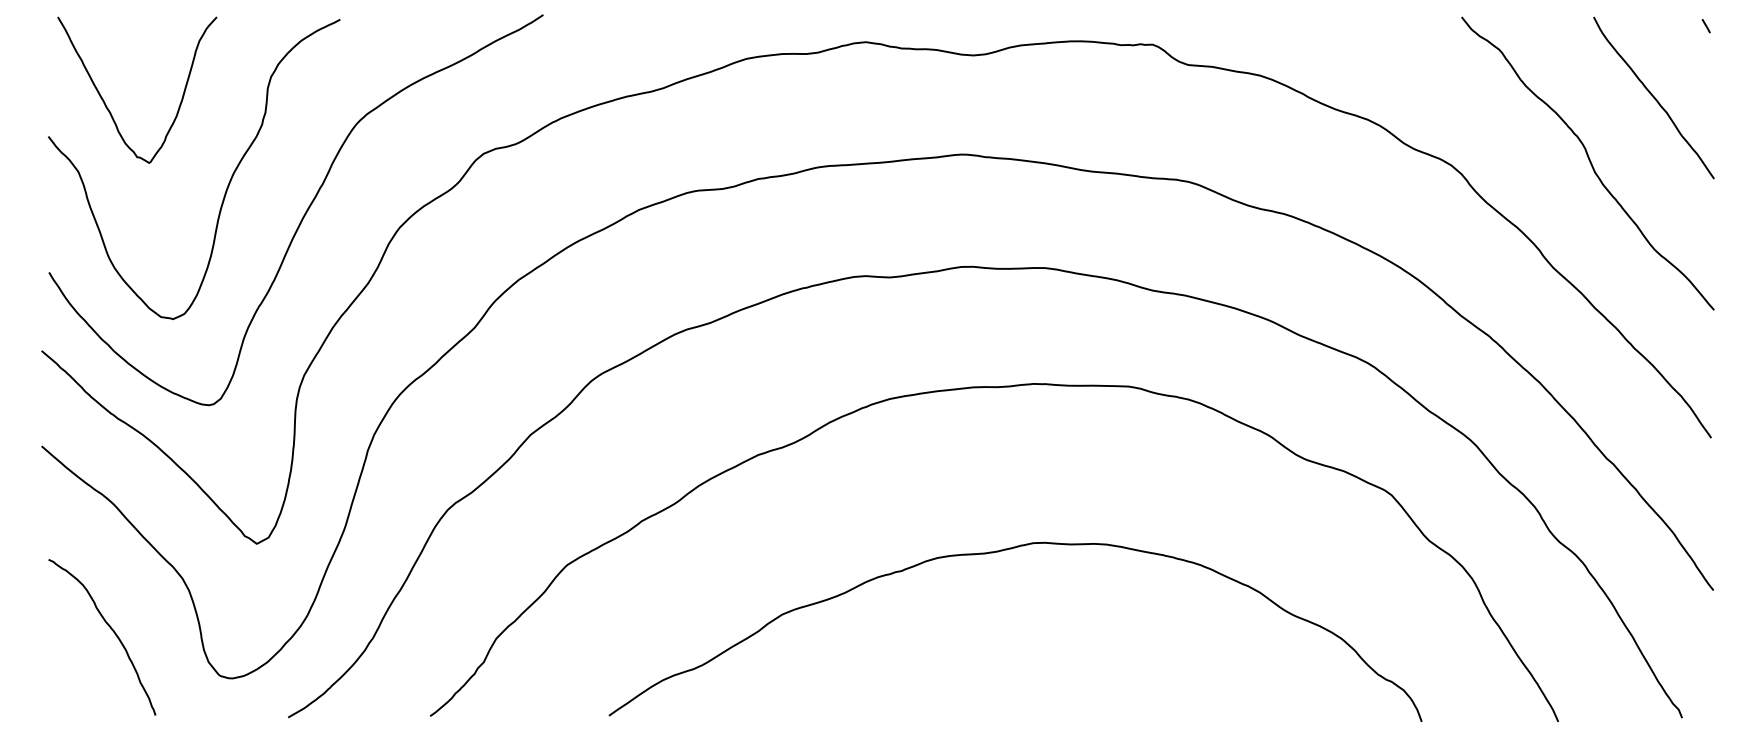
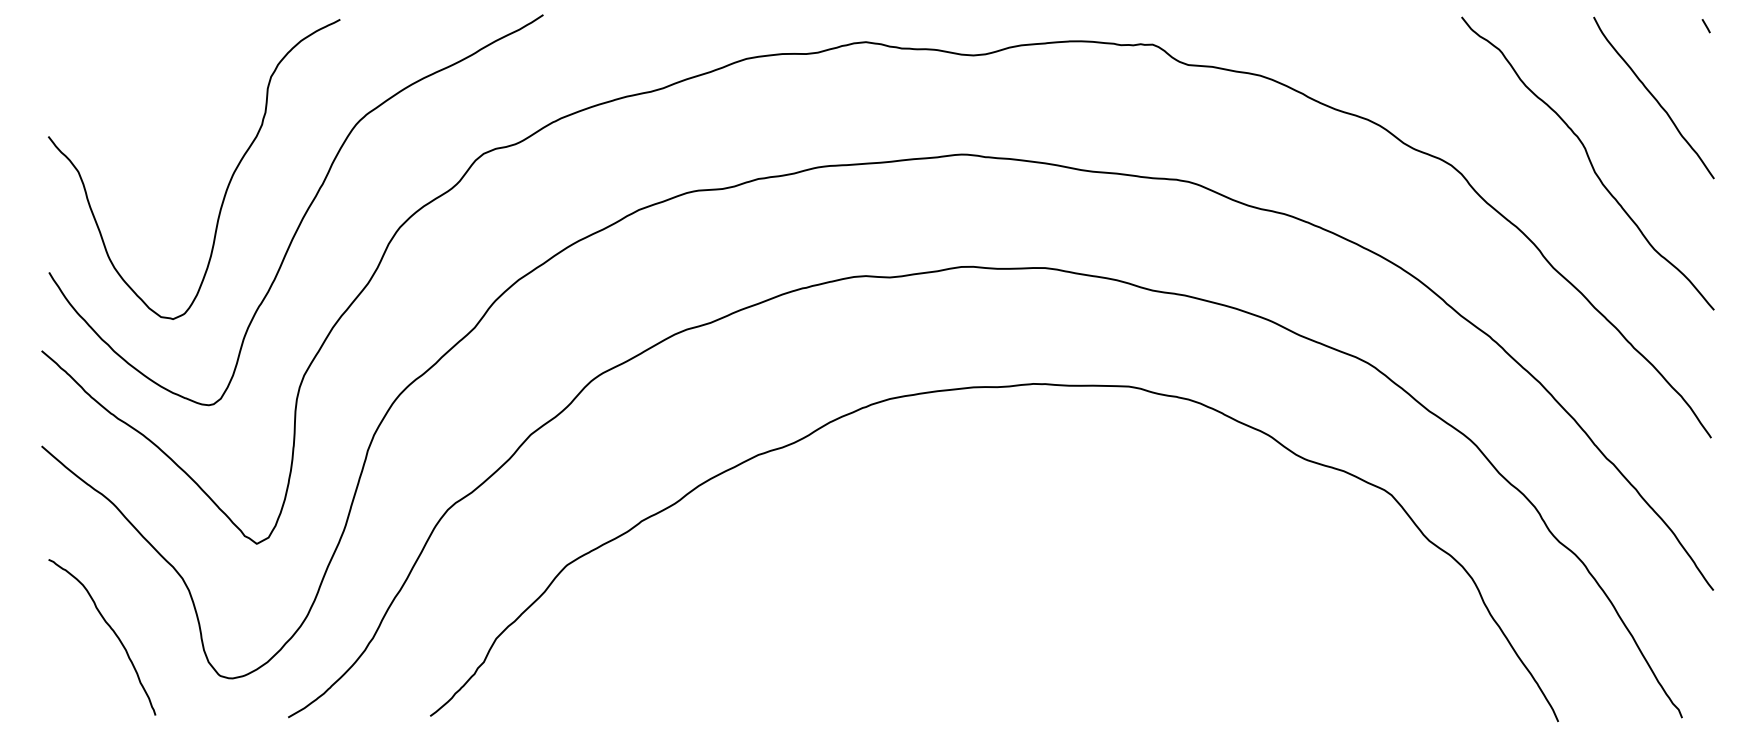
curve: present -> none (109, 109)
curve: present -> none (998, 552)
